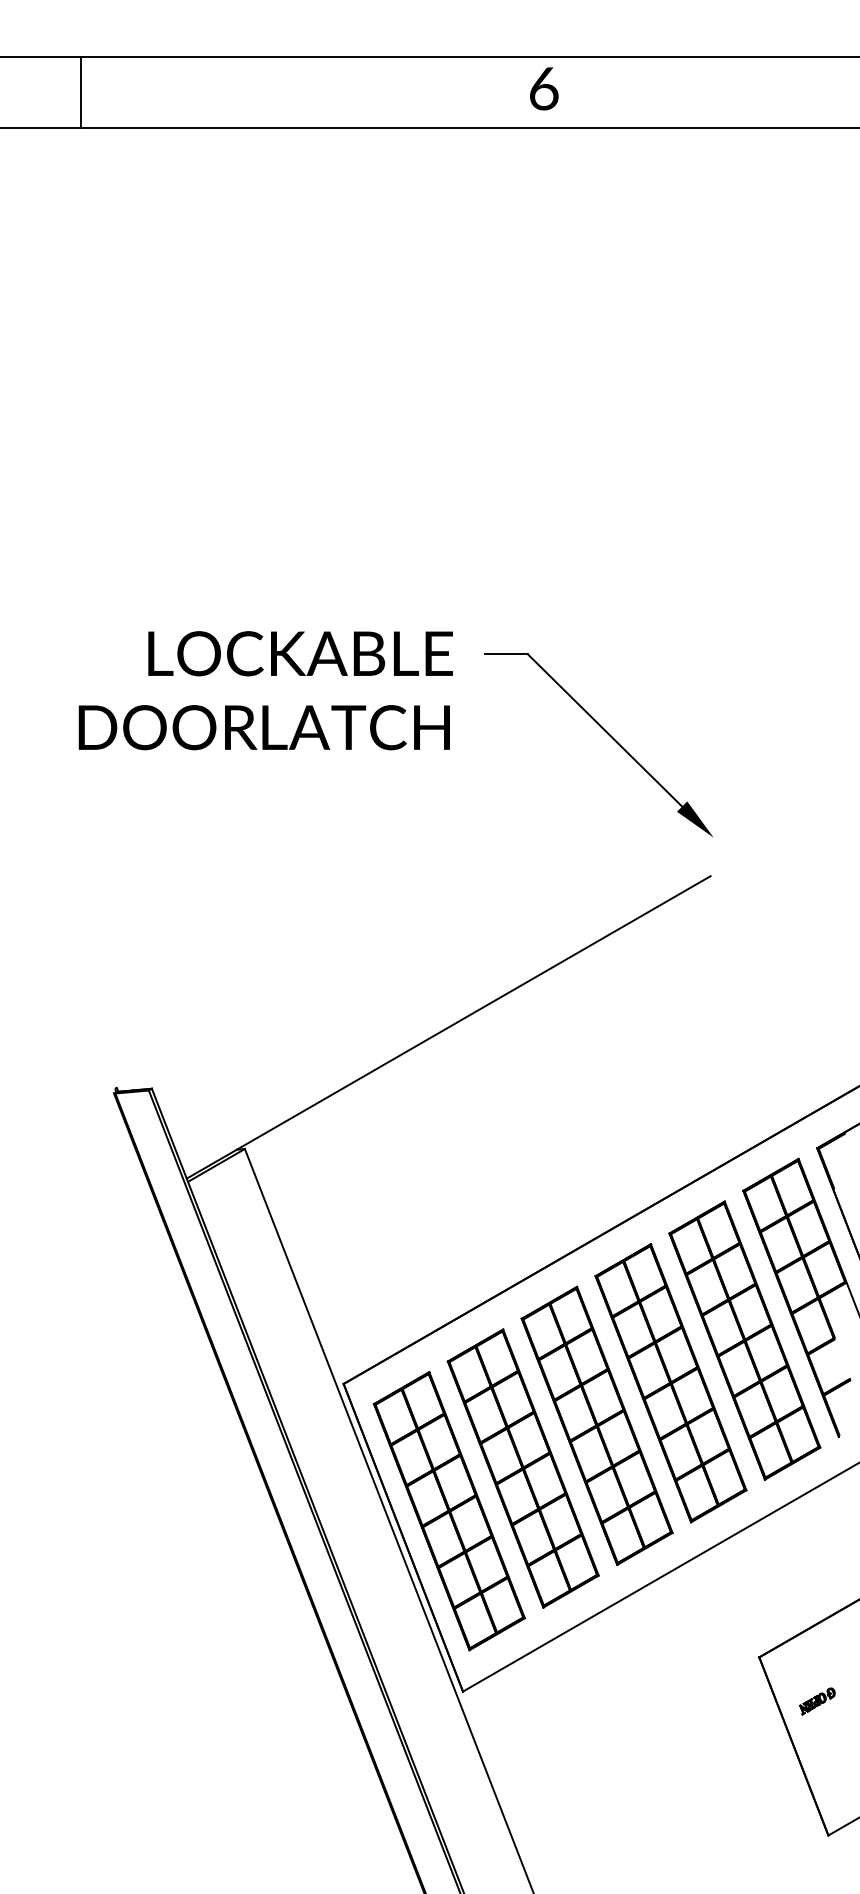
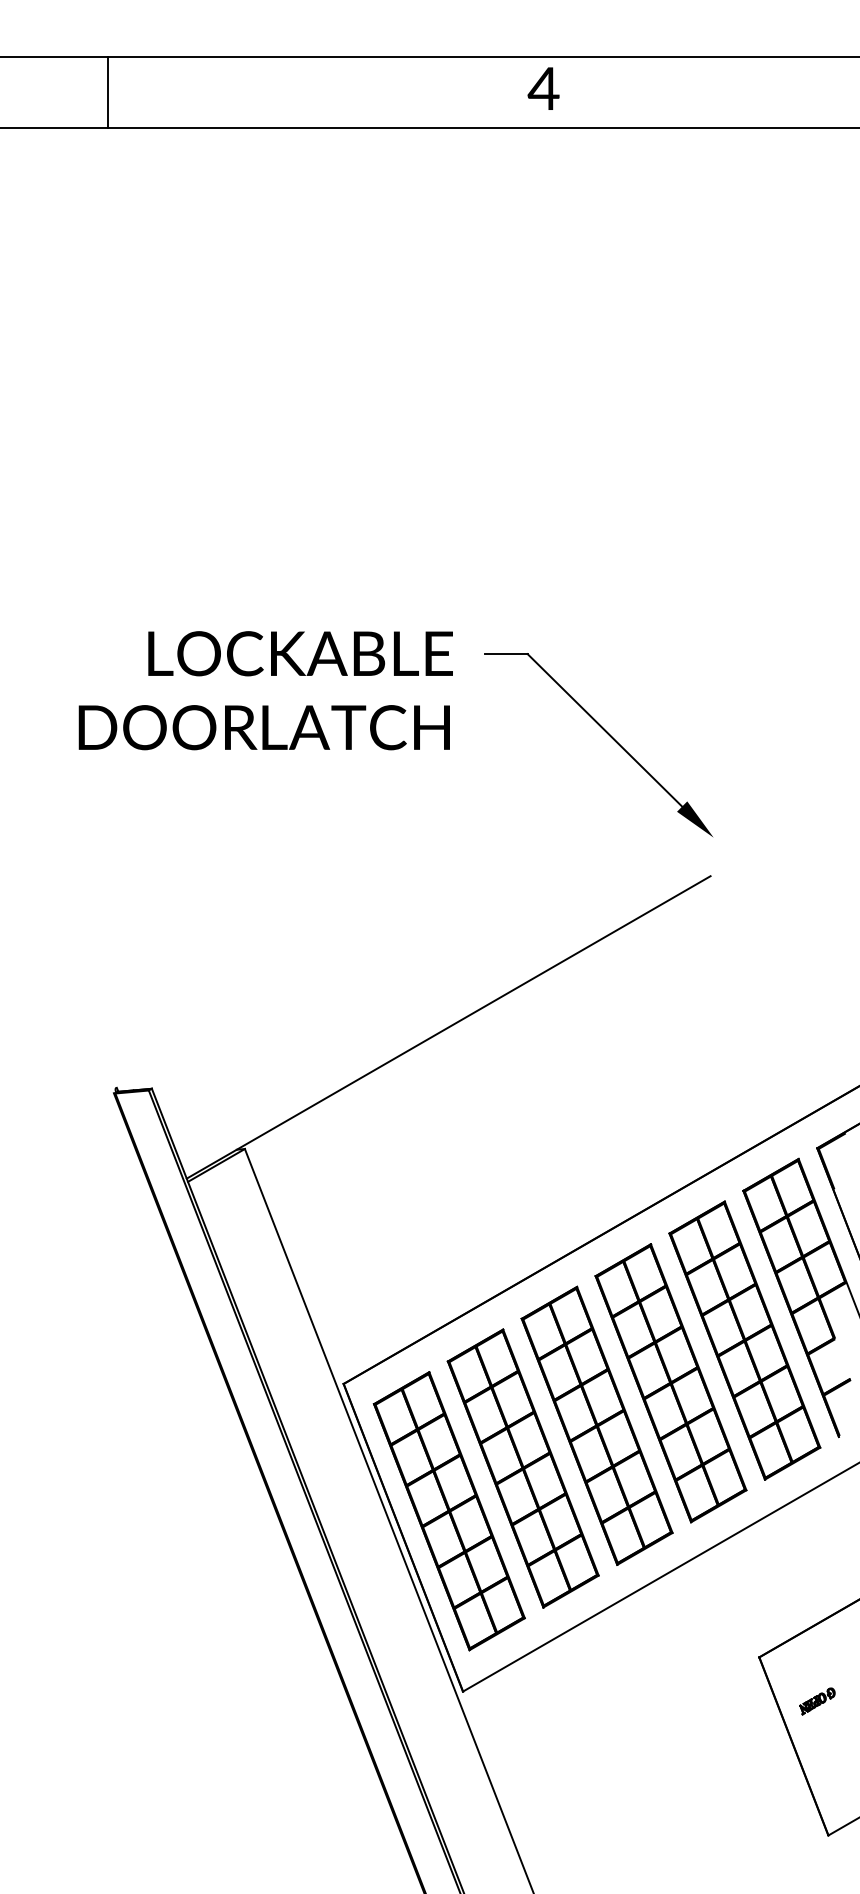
text: 6 -> 4 (543, 88)
line position: (80, 91) -> (107, 91) (107, 91)
